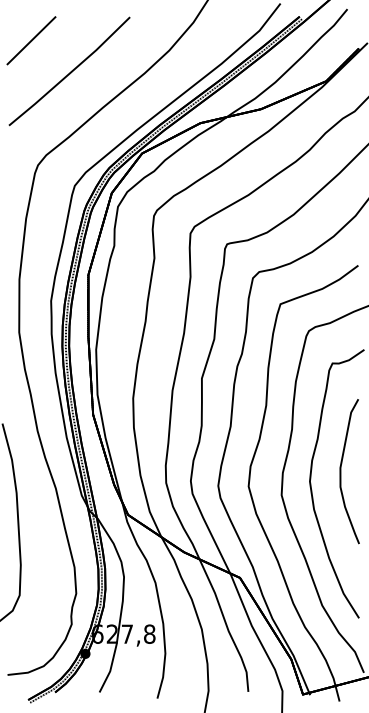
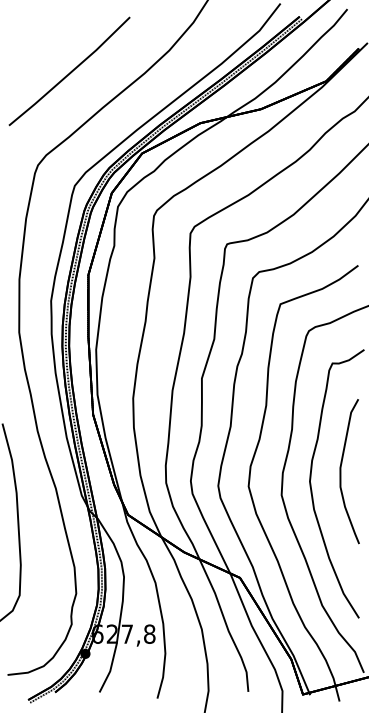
line: present -> none (31, 40)
